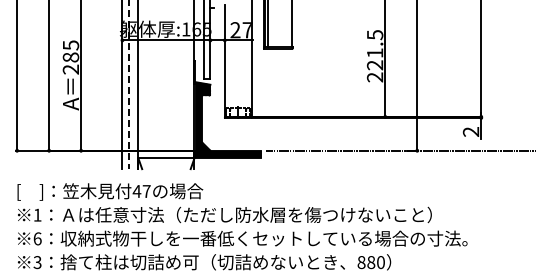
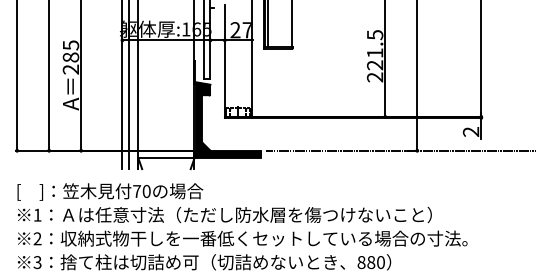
line: dashed -> solid (128, 85)
text: 47 -> 70 (141, 191)
text: 6 -> 2 (37, 238)
